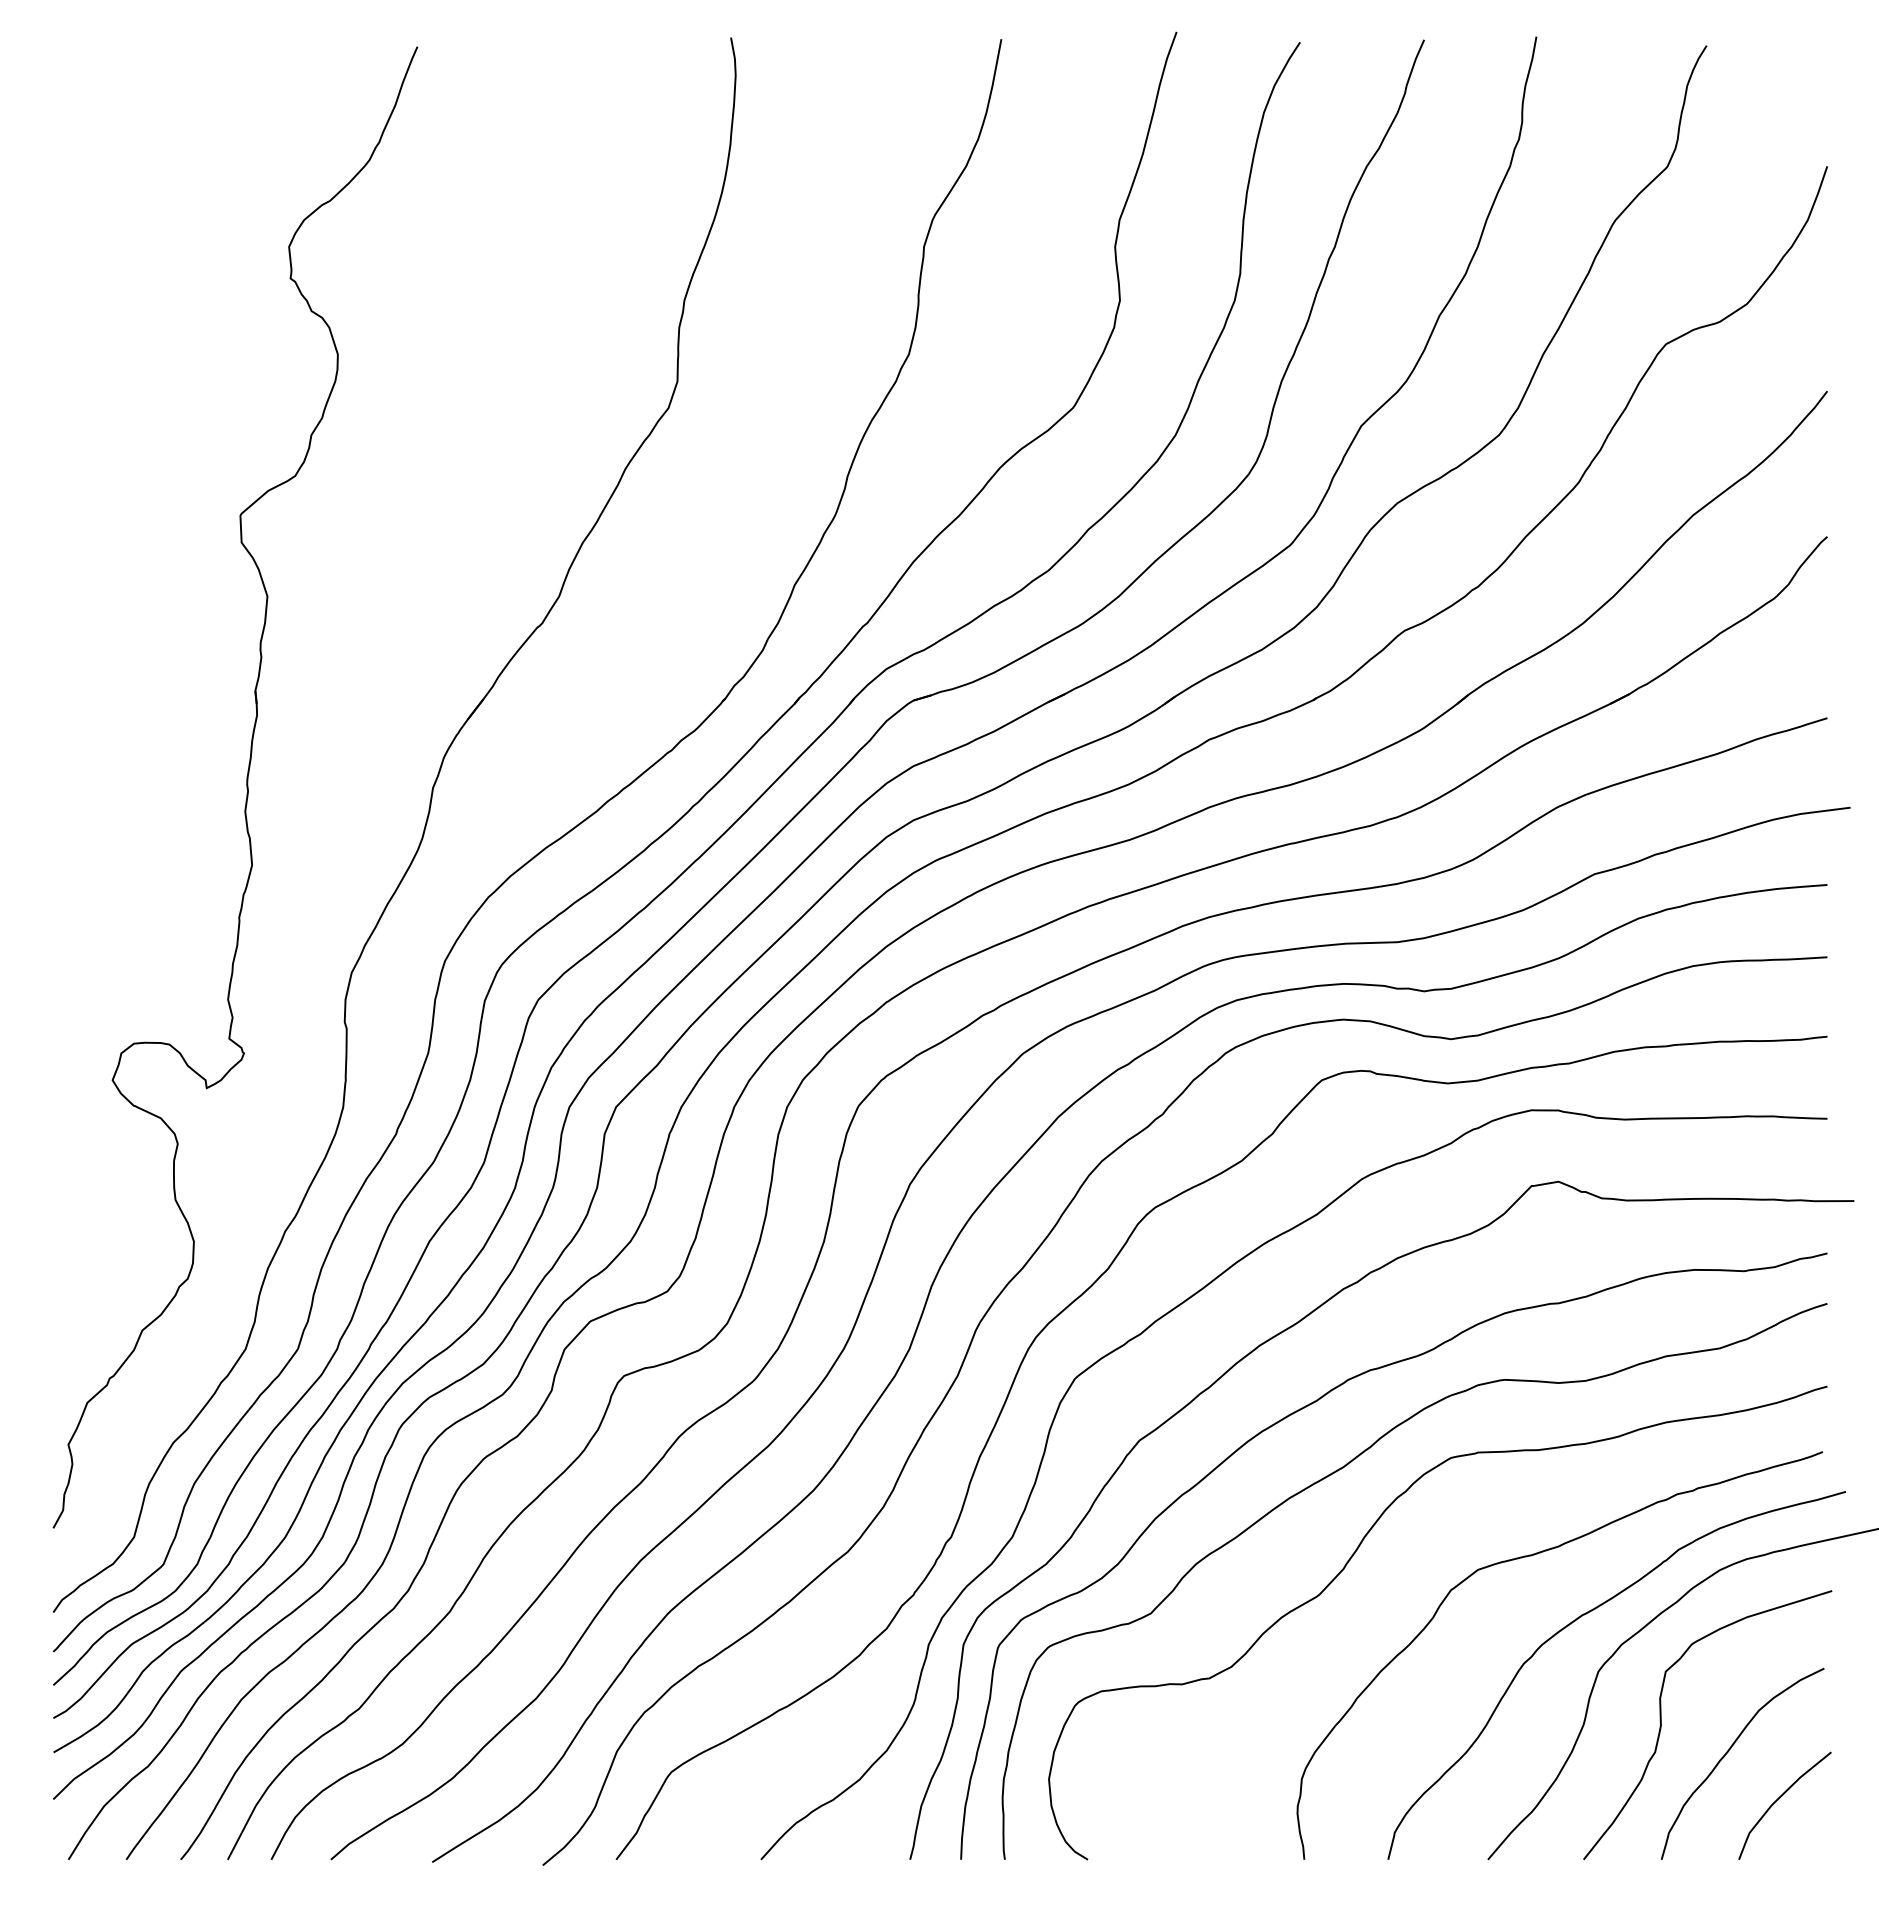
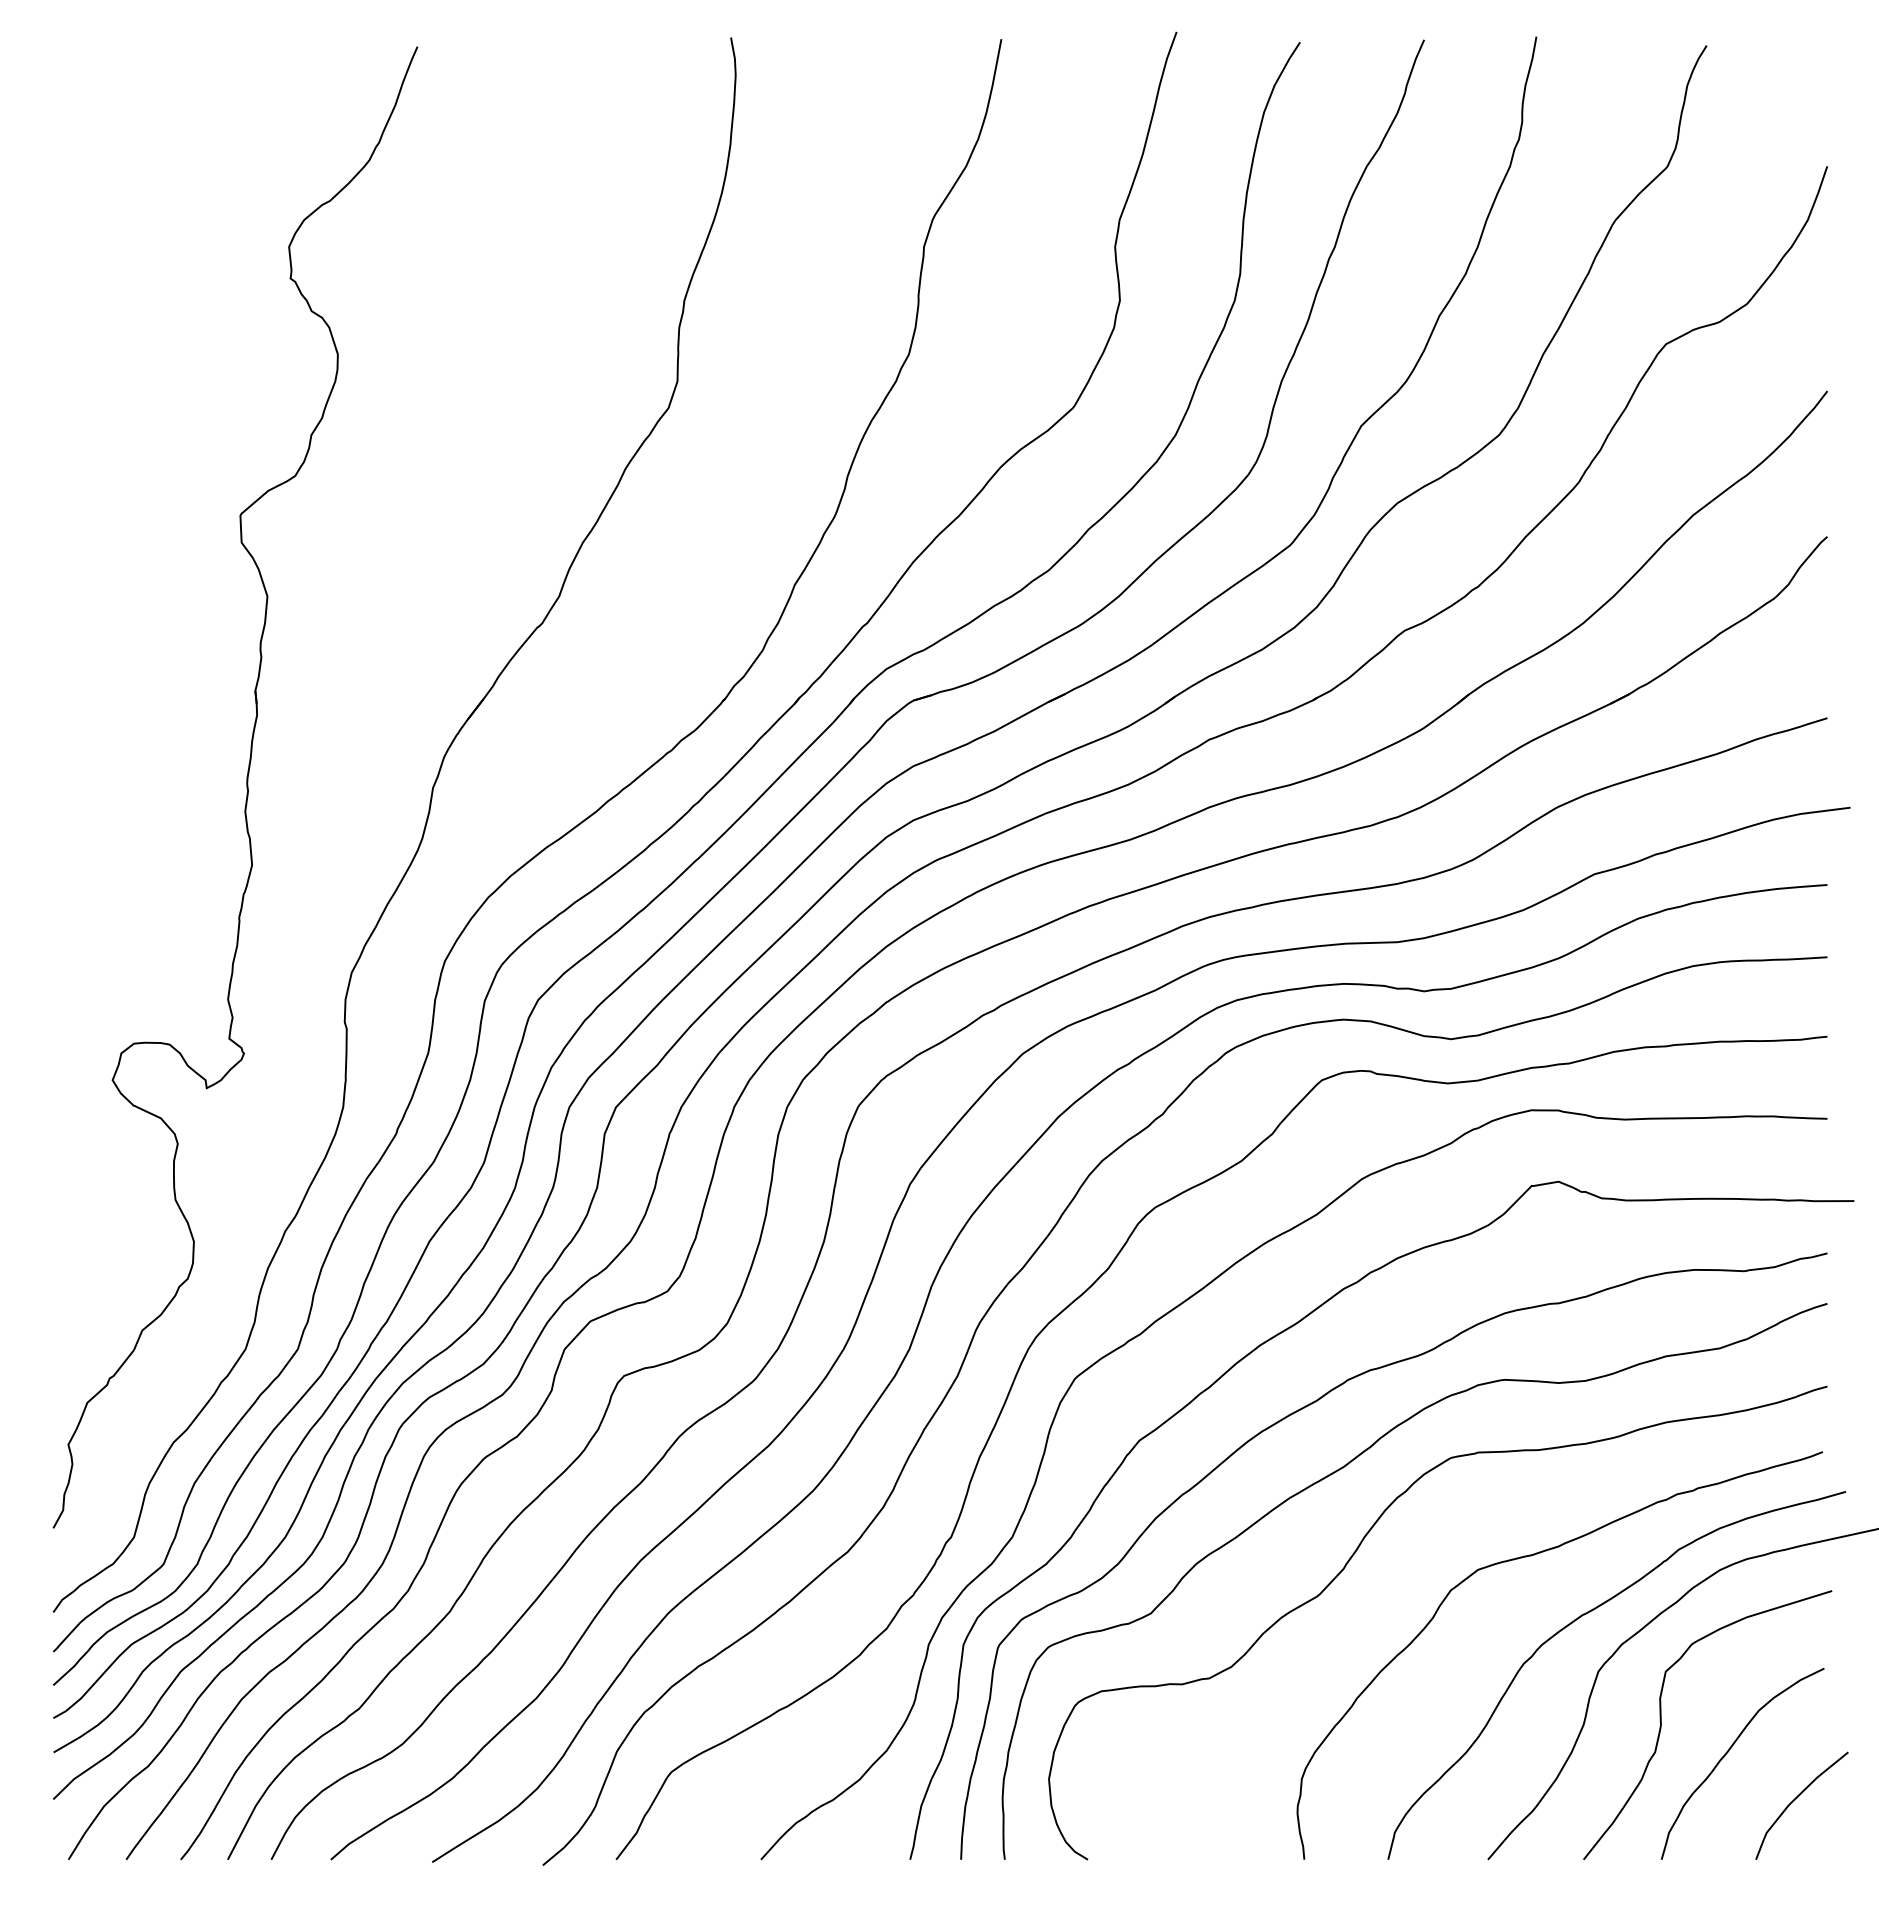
curve position: (1779, 1799) -> (1796, 1799) (1796, 1799)
